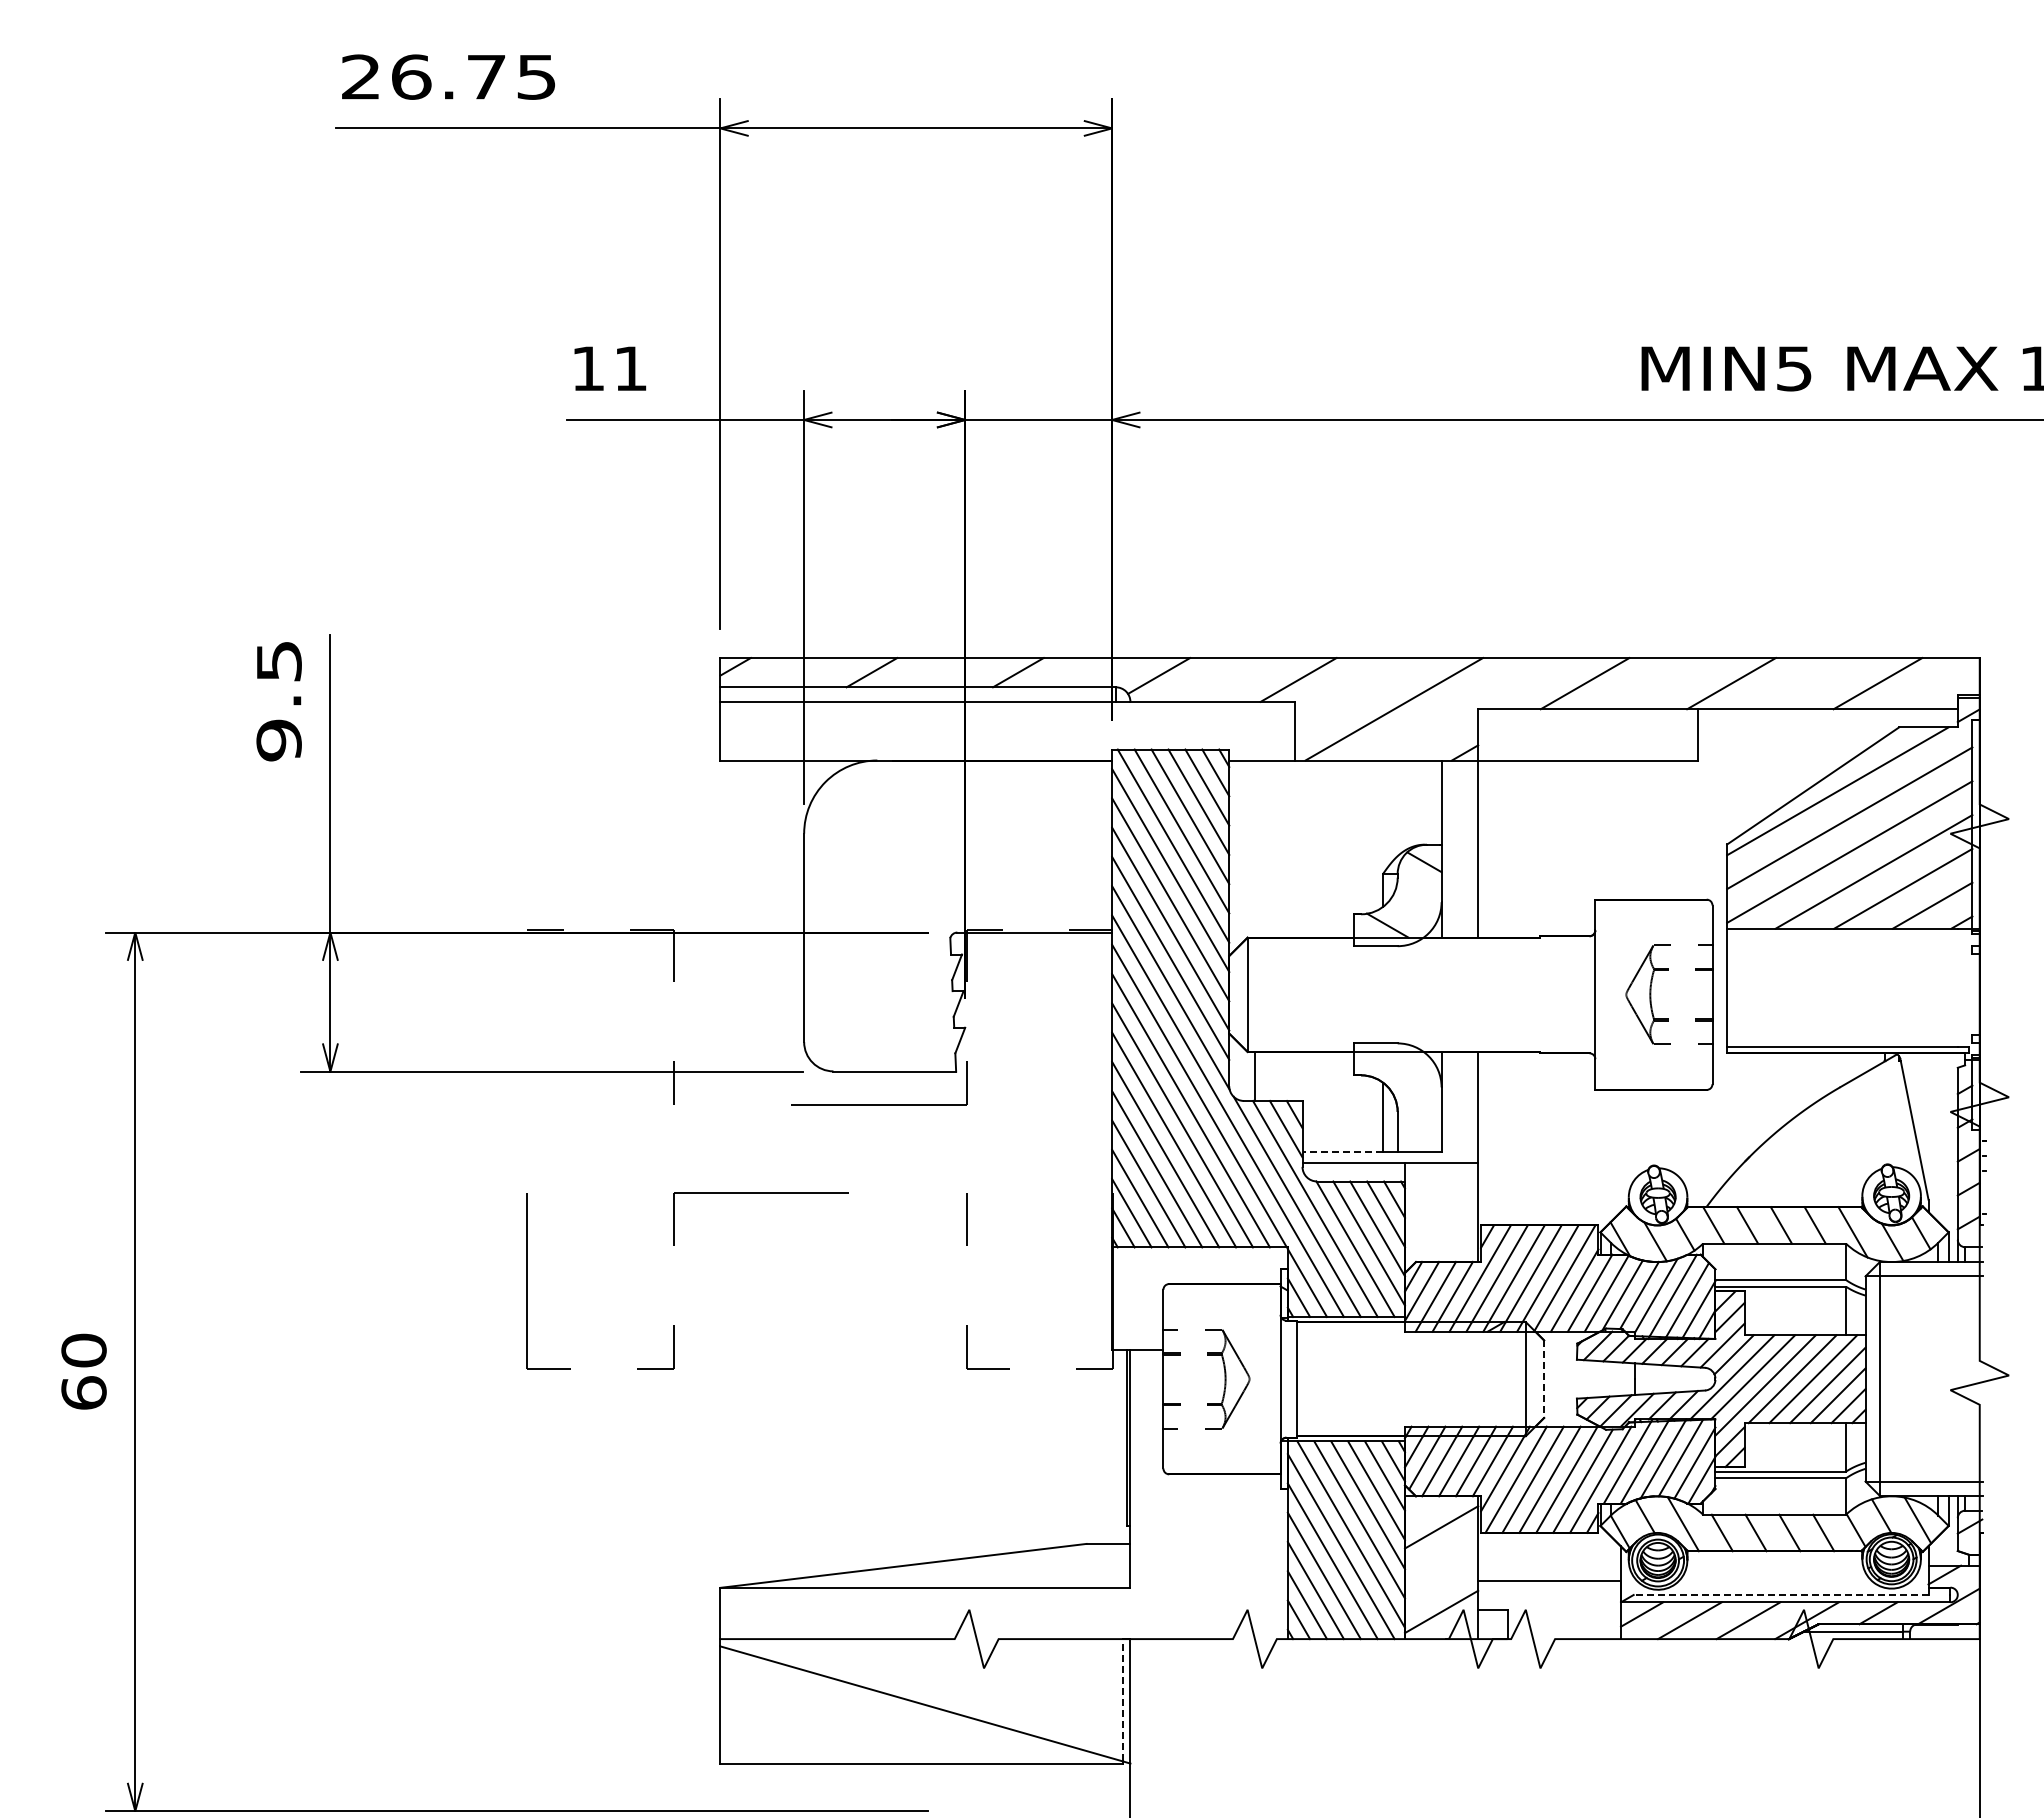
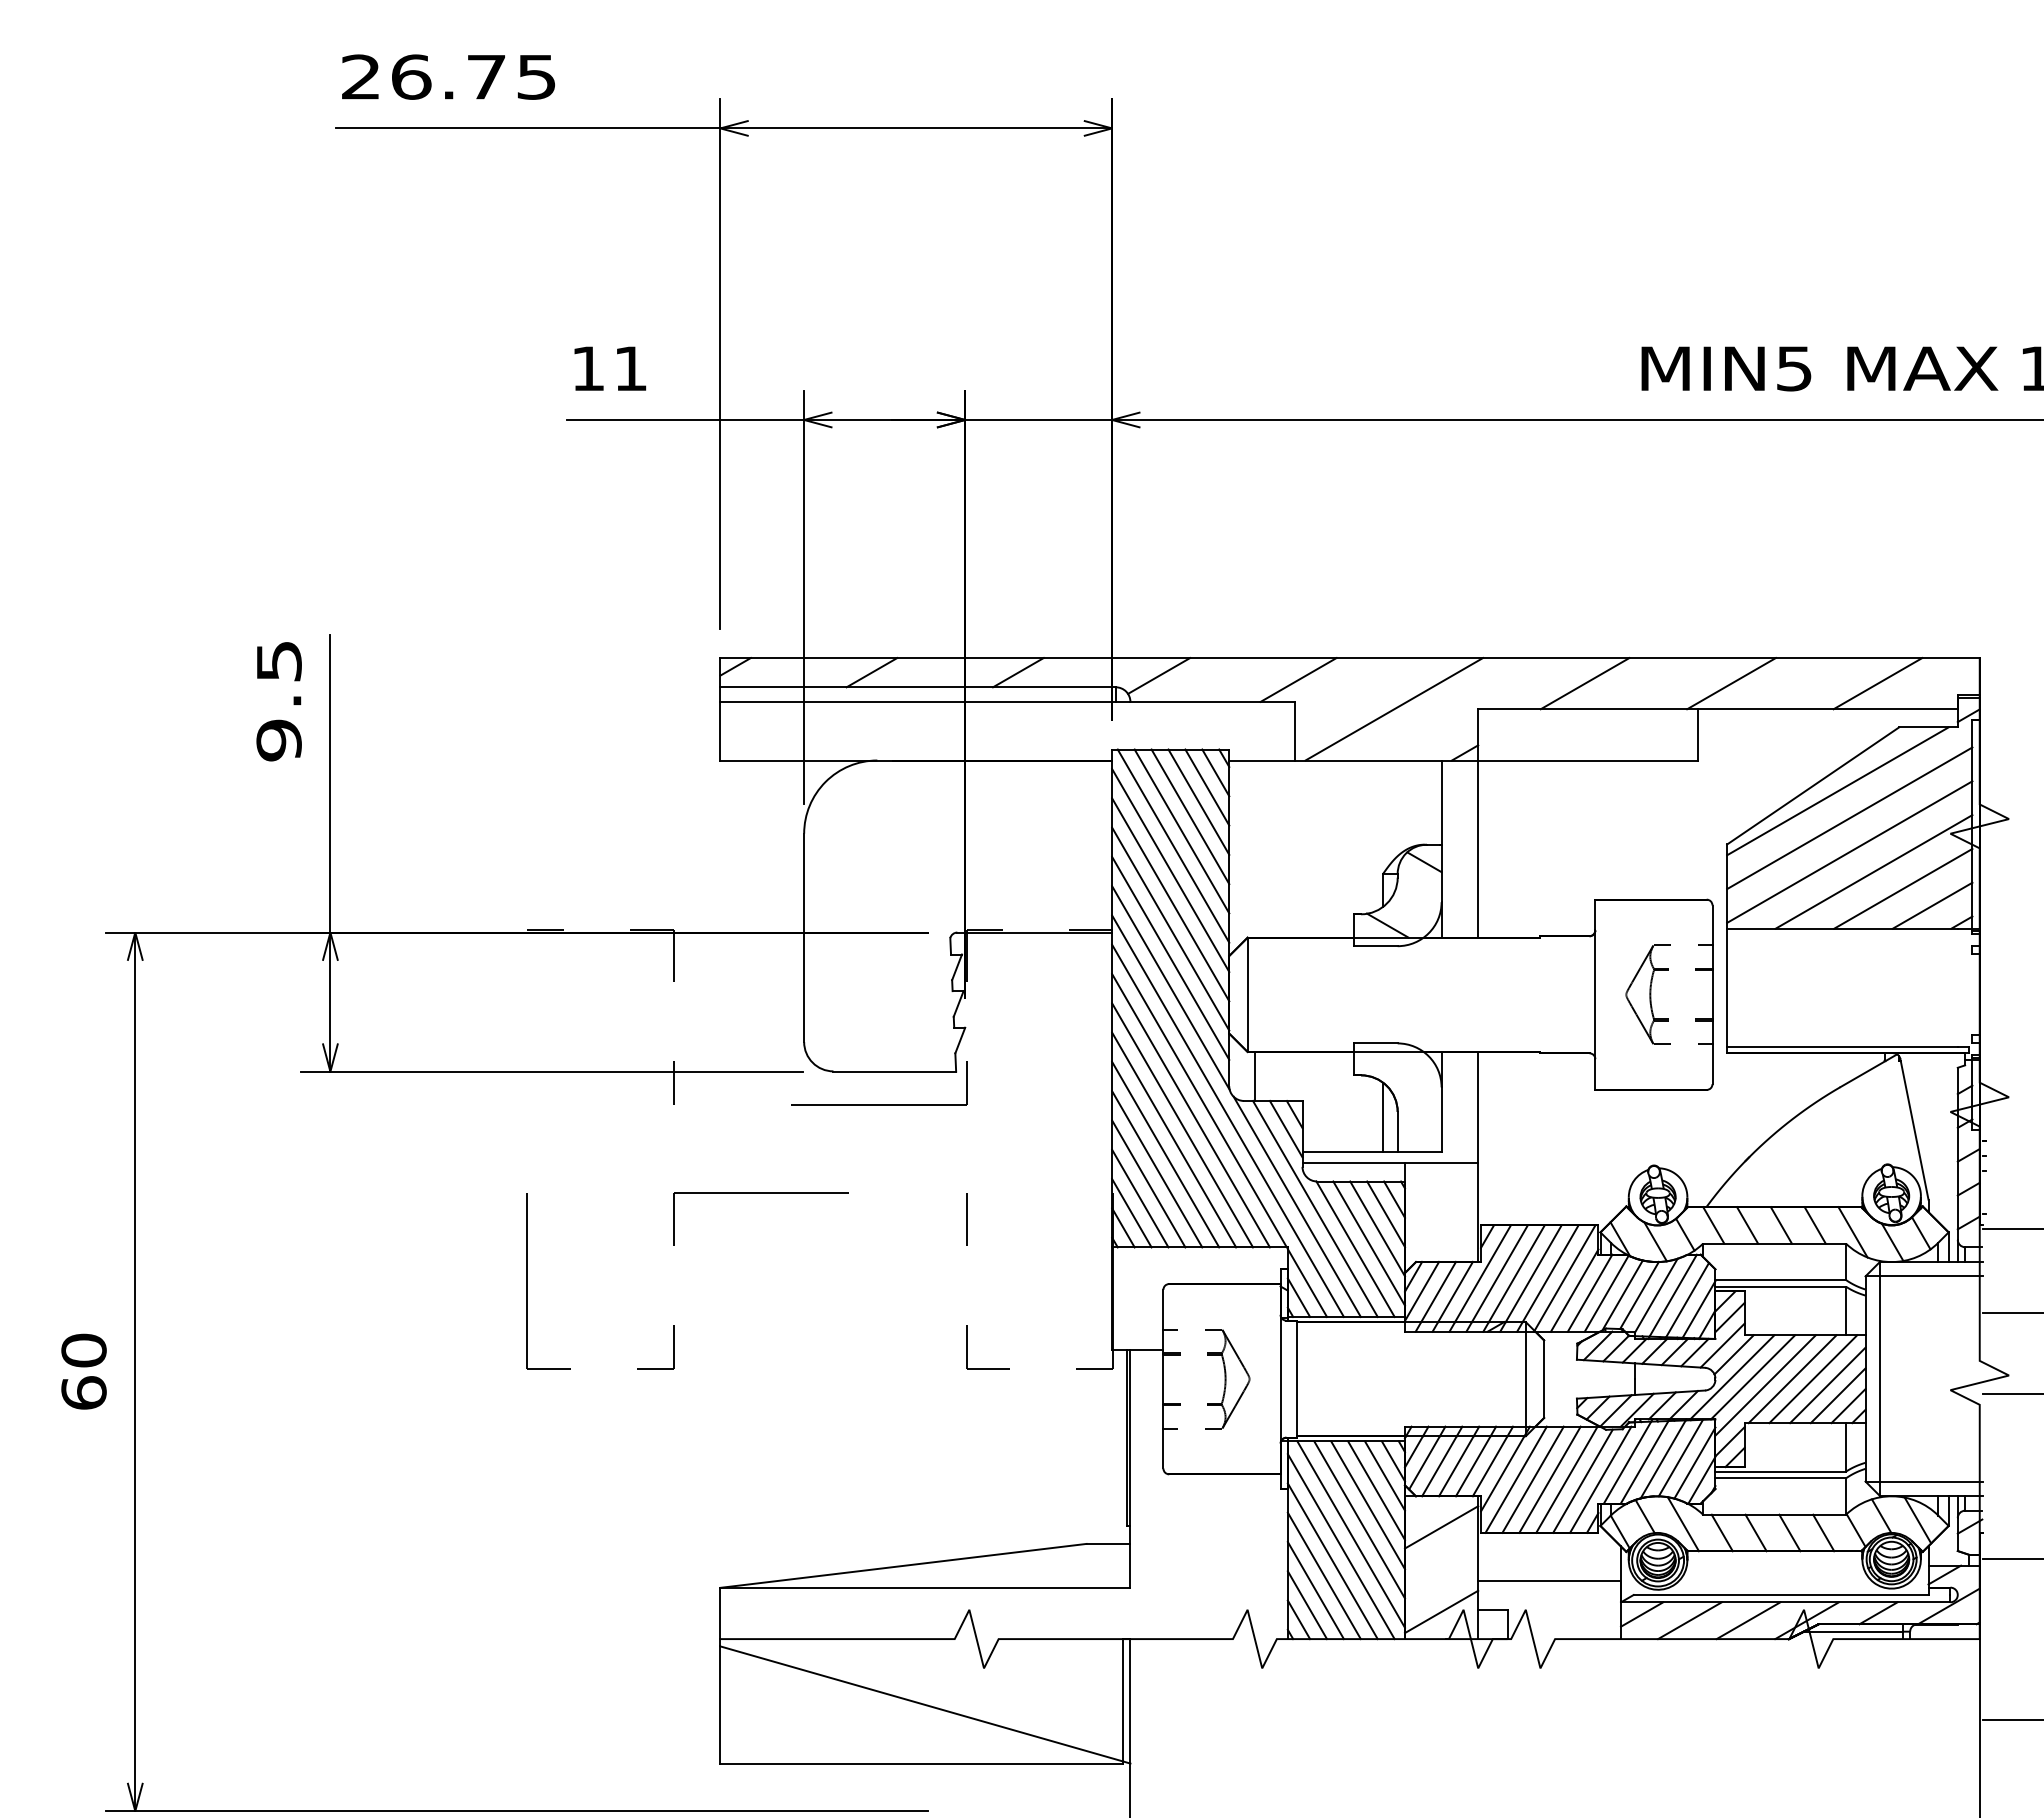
line: dashed -> solid (1342, 1152)
line: none -> present (2011, 1229)
line: none -> present (2011, 1313)
line: dashed -> solid (1544, 1379)
line: none -> present (2011, 1393)
line: none -> present (2011, 1558)
line: dashed -> solid (1780, 1594)
line: dashed -> solid (1123, 1699)
line: none -> present (2011, 1719)
